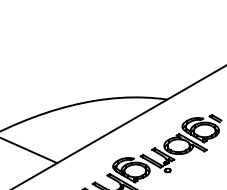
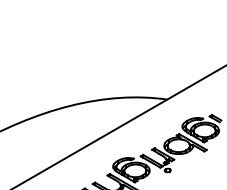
line: present -> none (29, 150)
